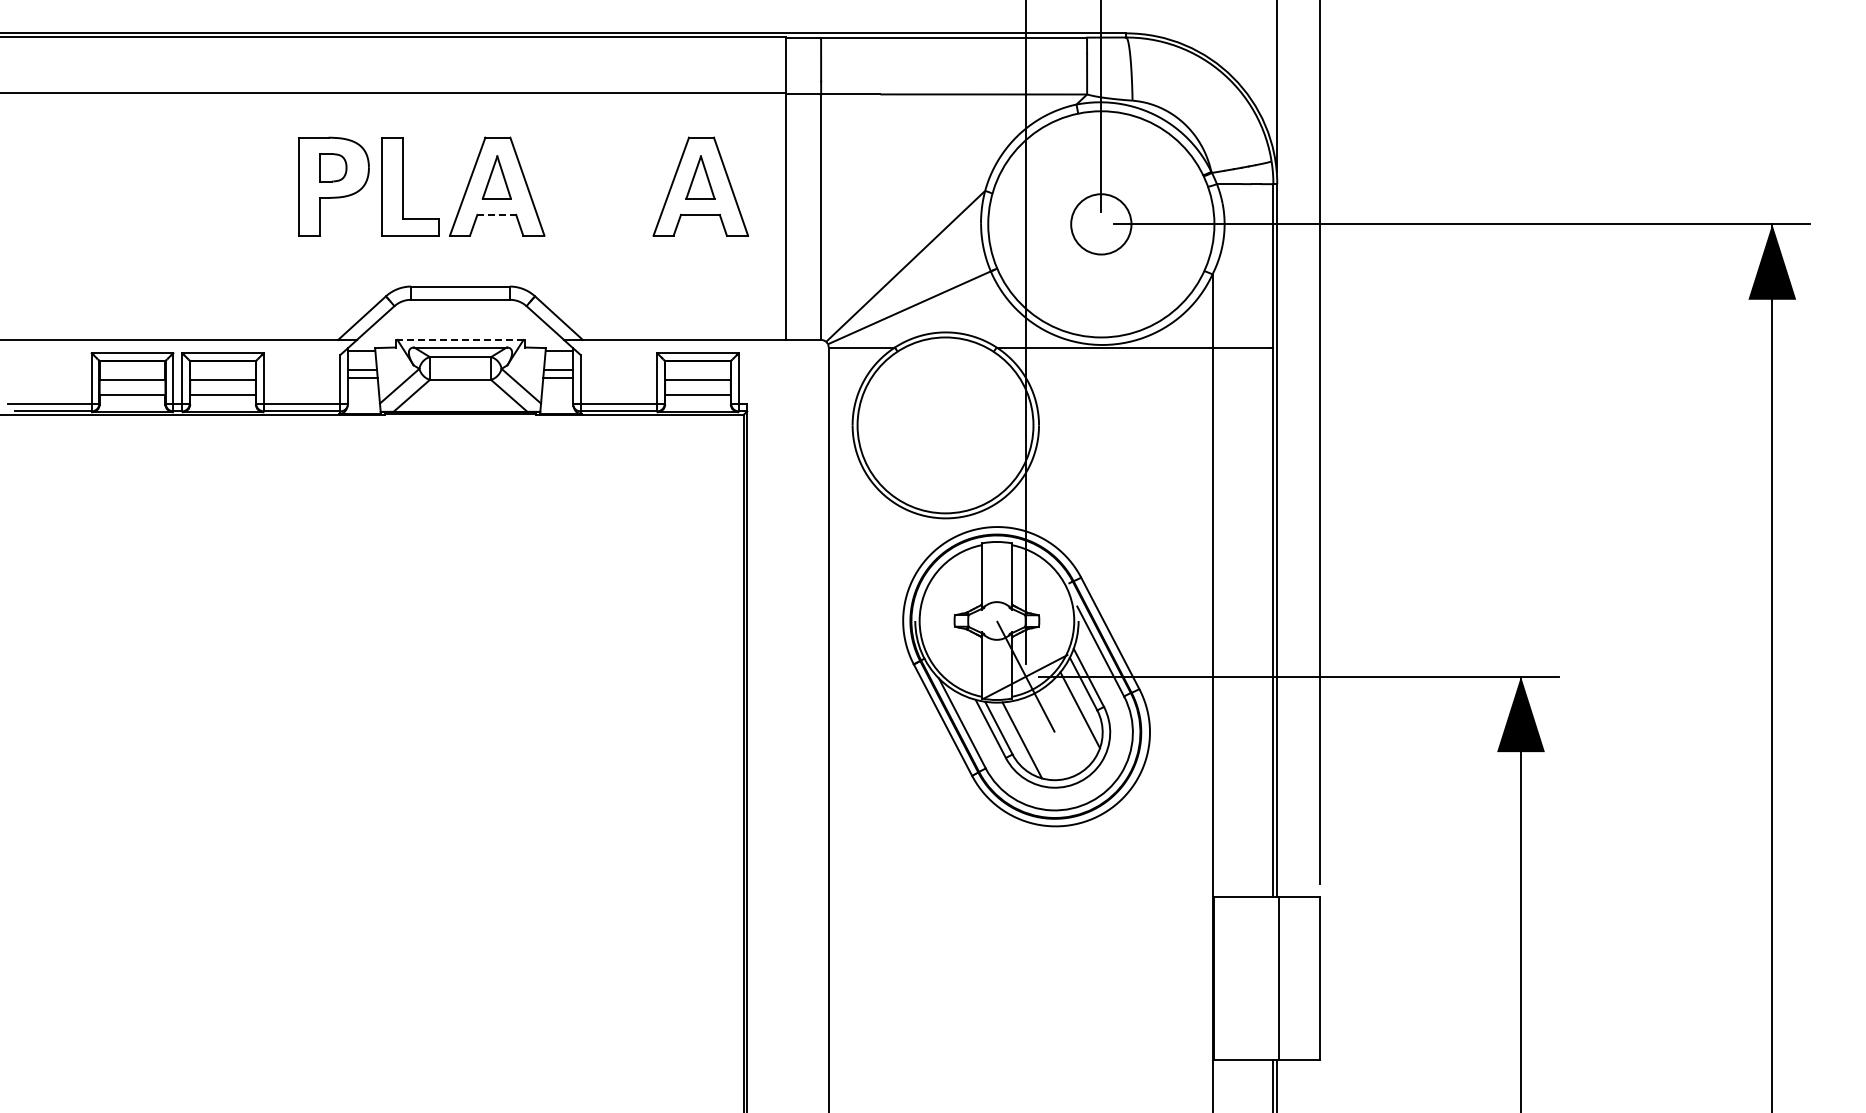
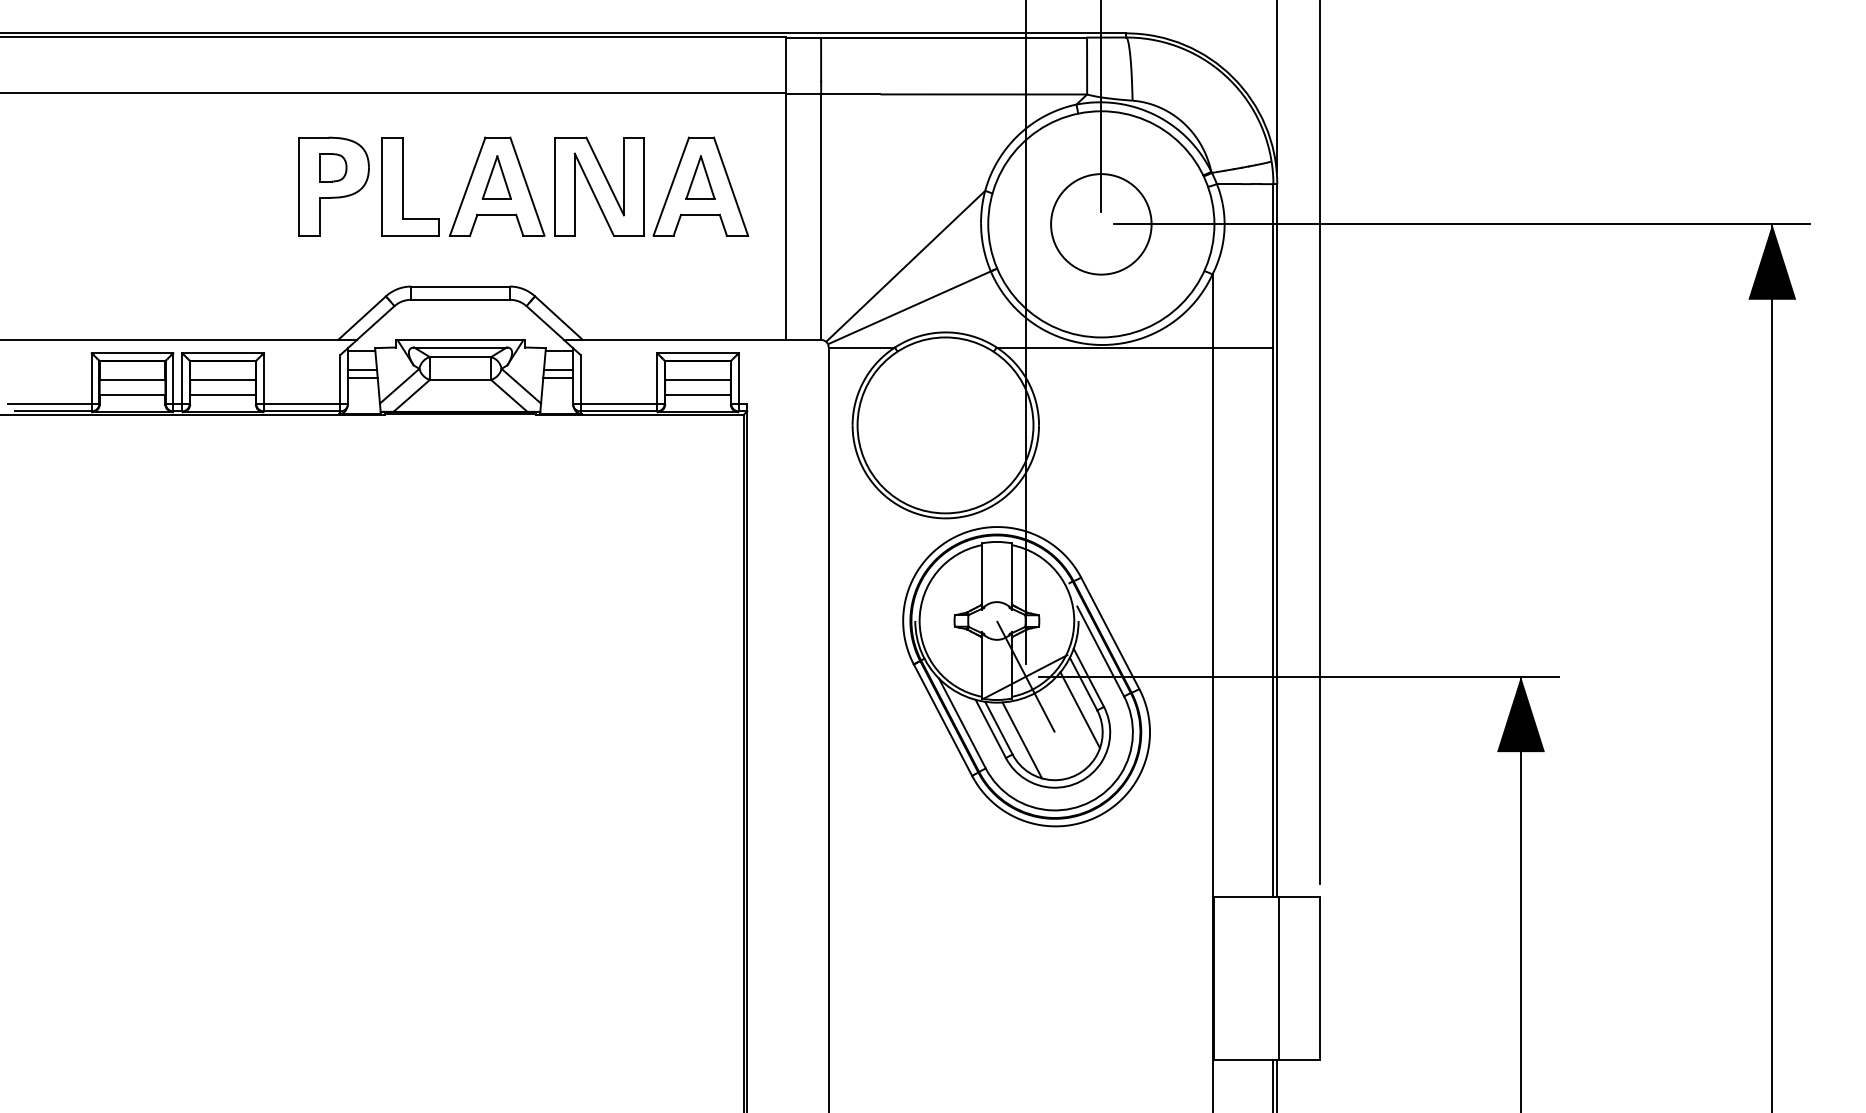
part: none -> present (599, 186)
line: dashed -> solid (497, 214)
circle diameter: 60 px -> 101 px (1101, 224)
line: dashed -> solid (460, 339)
